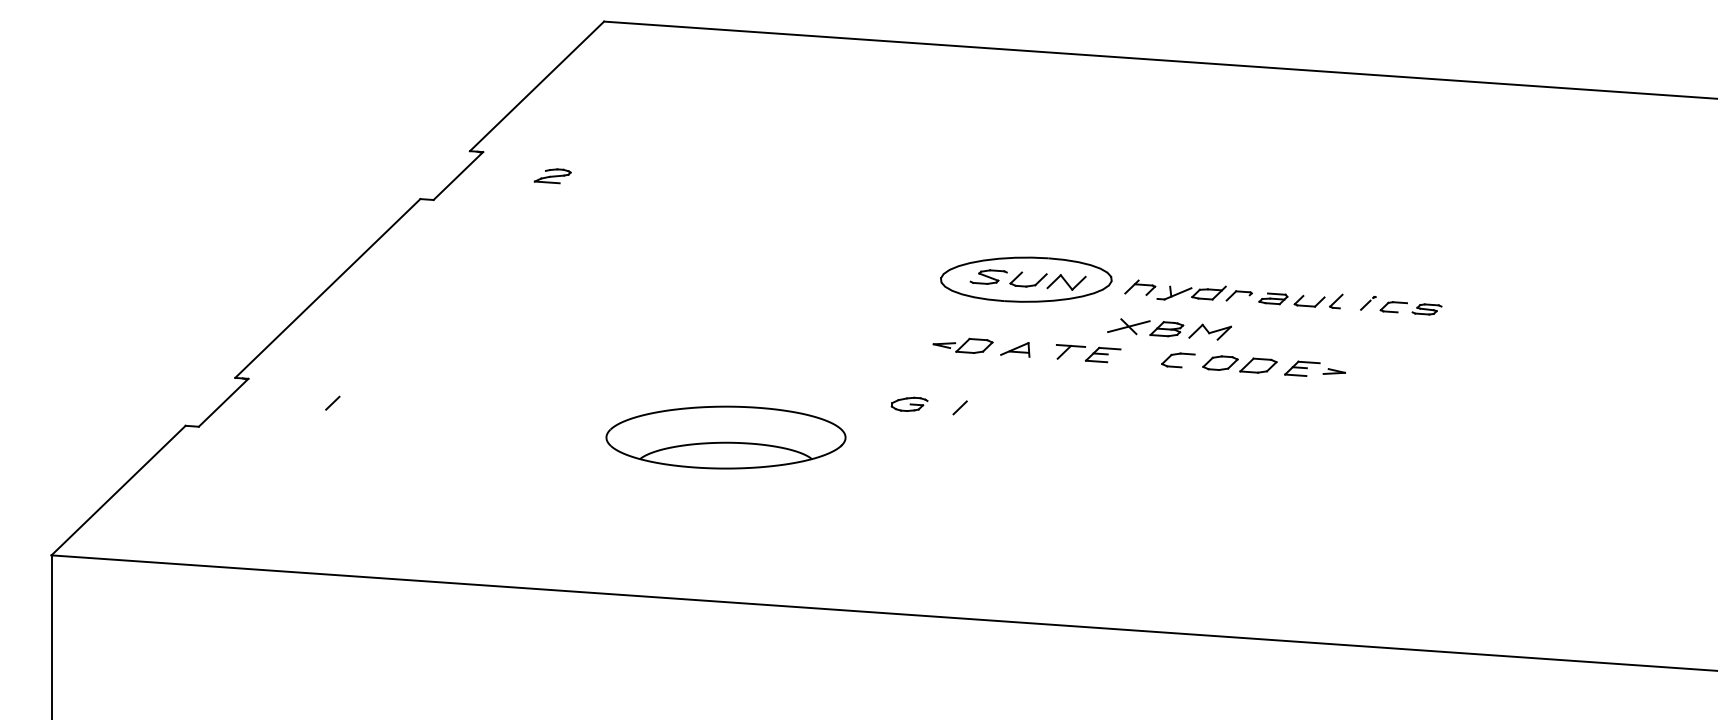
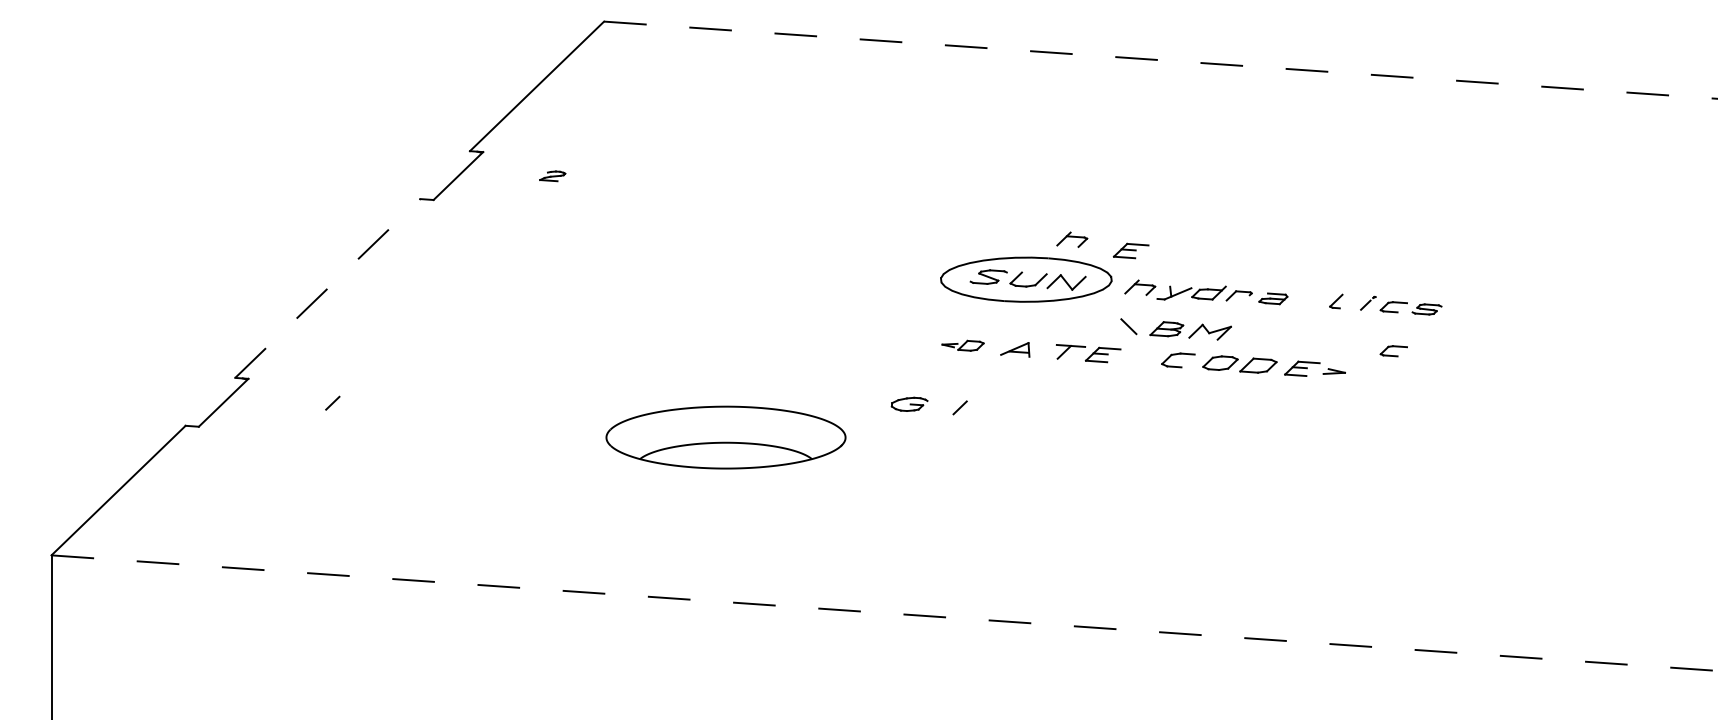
line: solid -> dashed (1160, 60)
part size: 39x17 px -> 28x13 px (552, 176)
part: none -> present (1072, 239)
part: none -> present (1130, 250)
line: solid -> dashed (327, 288)
part: present -> none (1309, 300)
line: present -> none (1128, 326)
part size: 62x17 px -> 44x13 px (962, 345)
part: none -> present (1393, 351)
line: solid -> dashed (885, 613)
